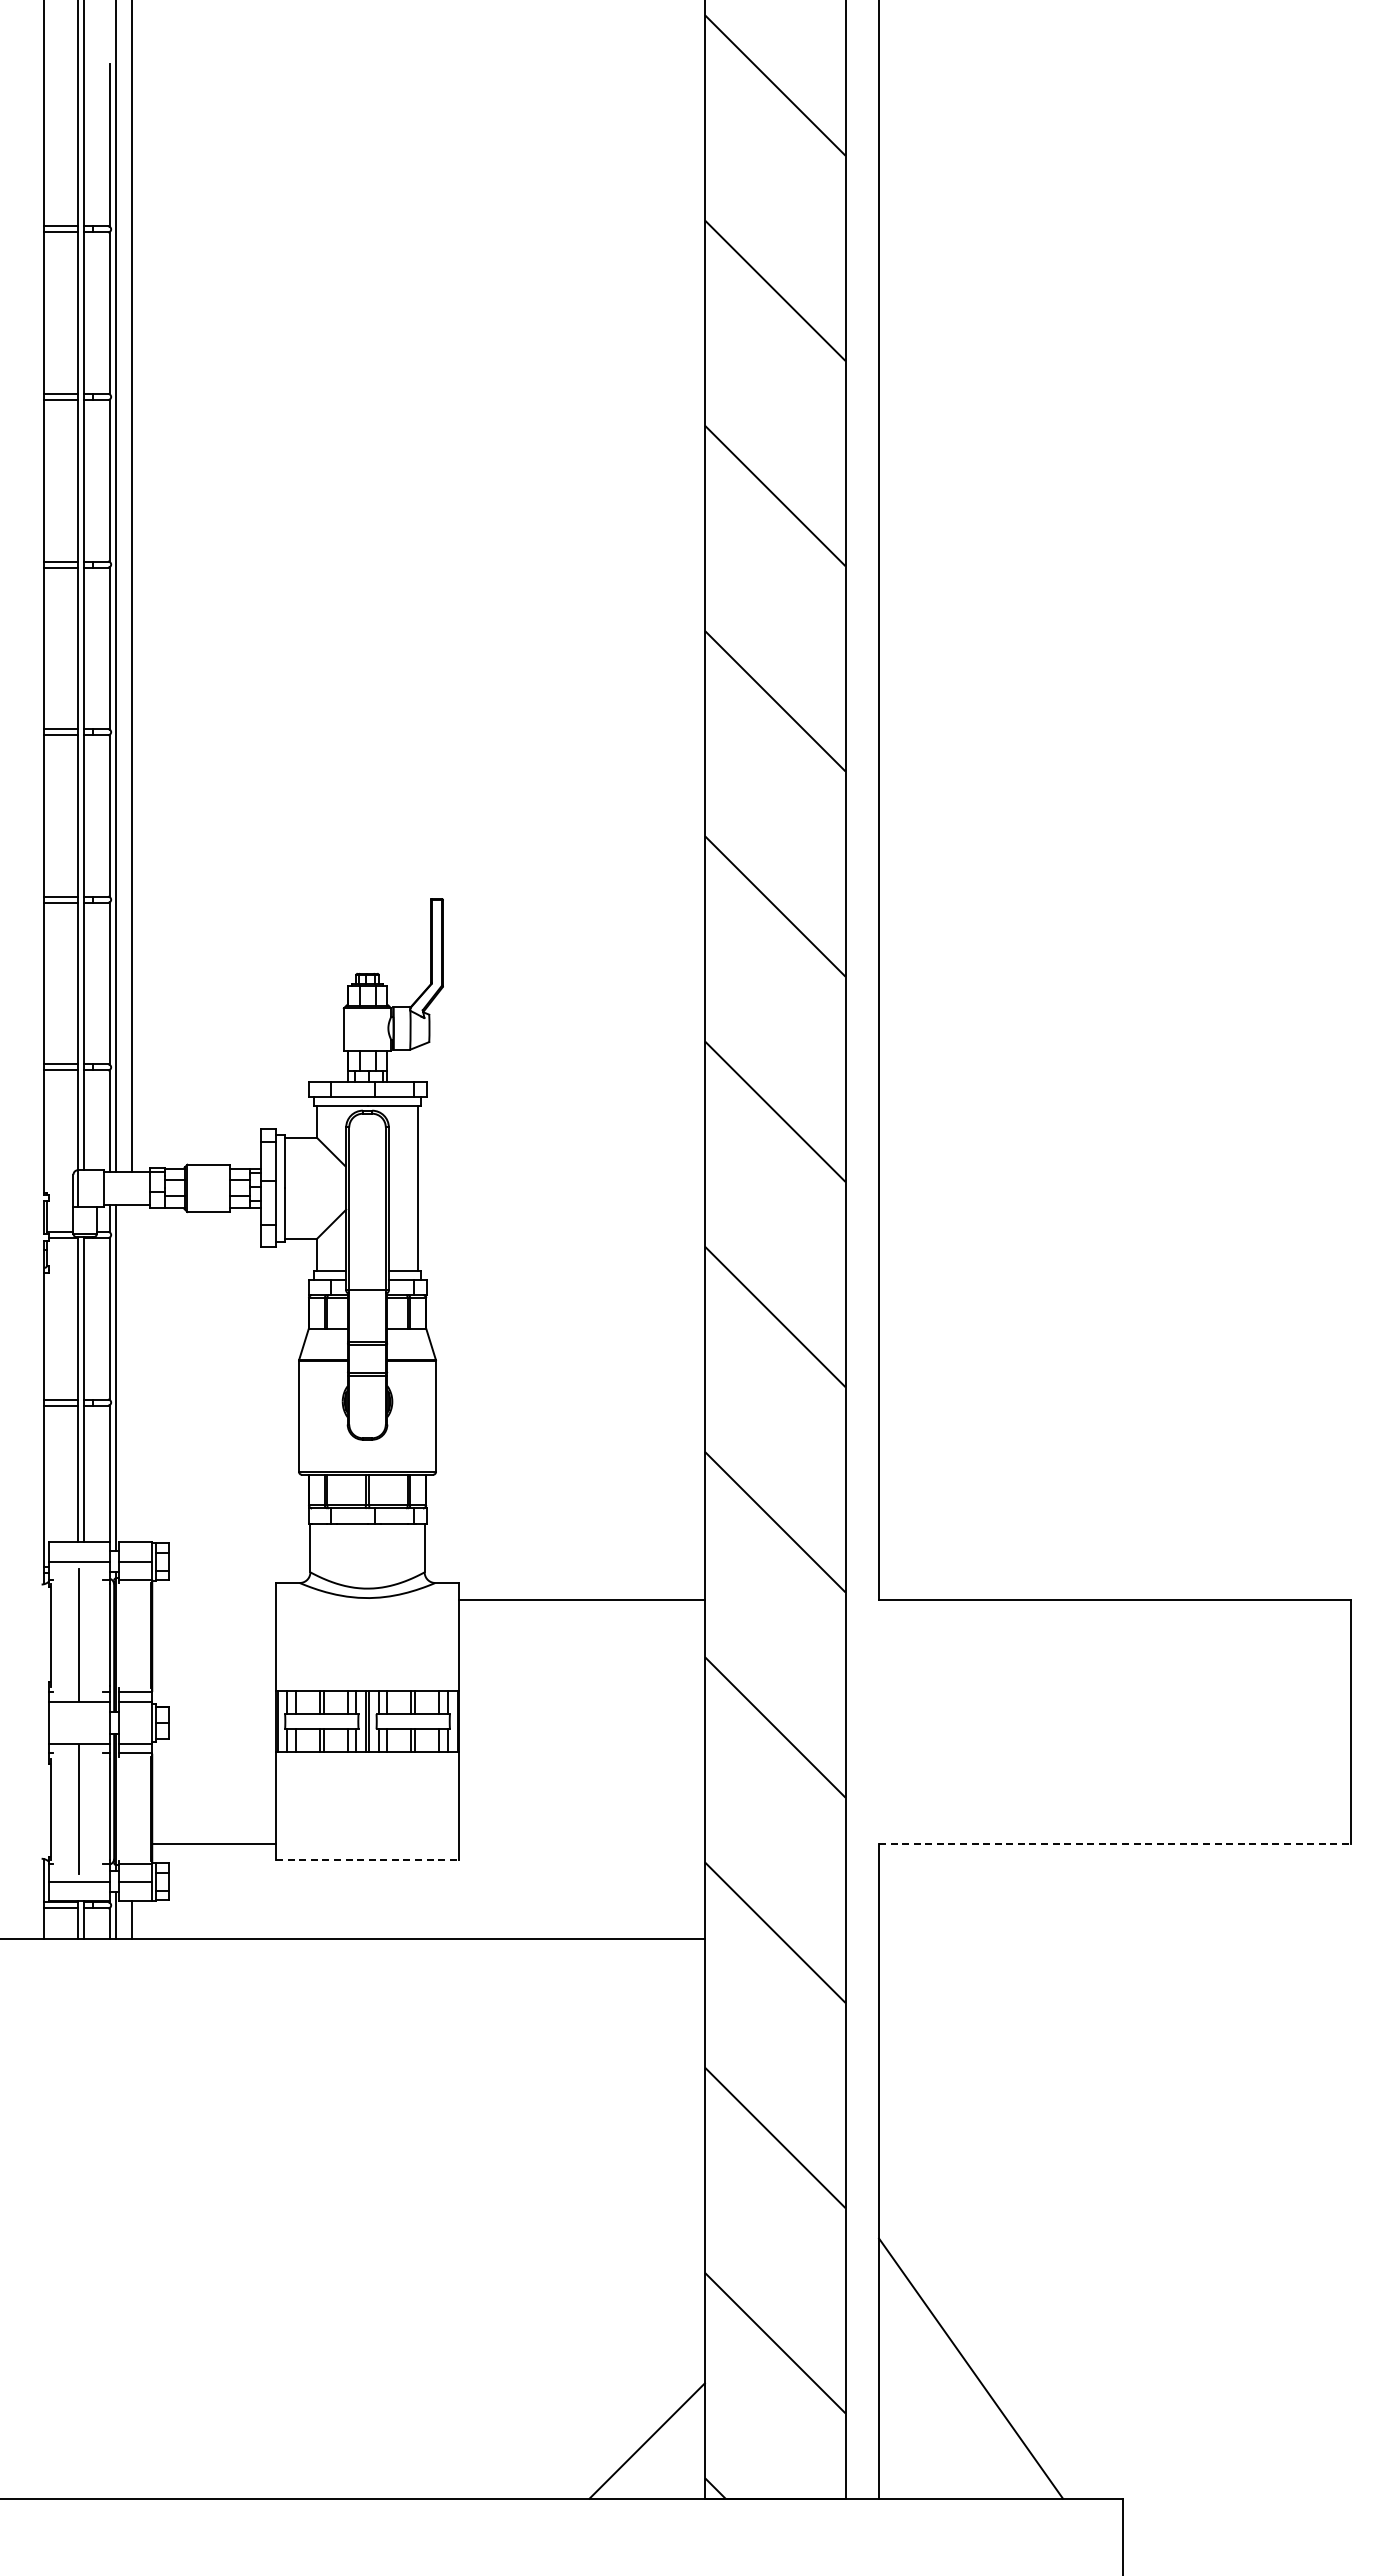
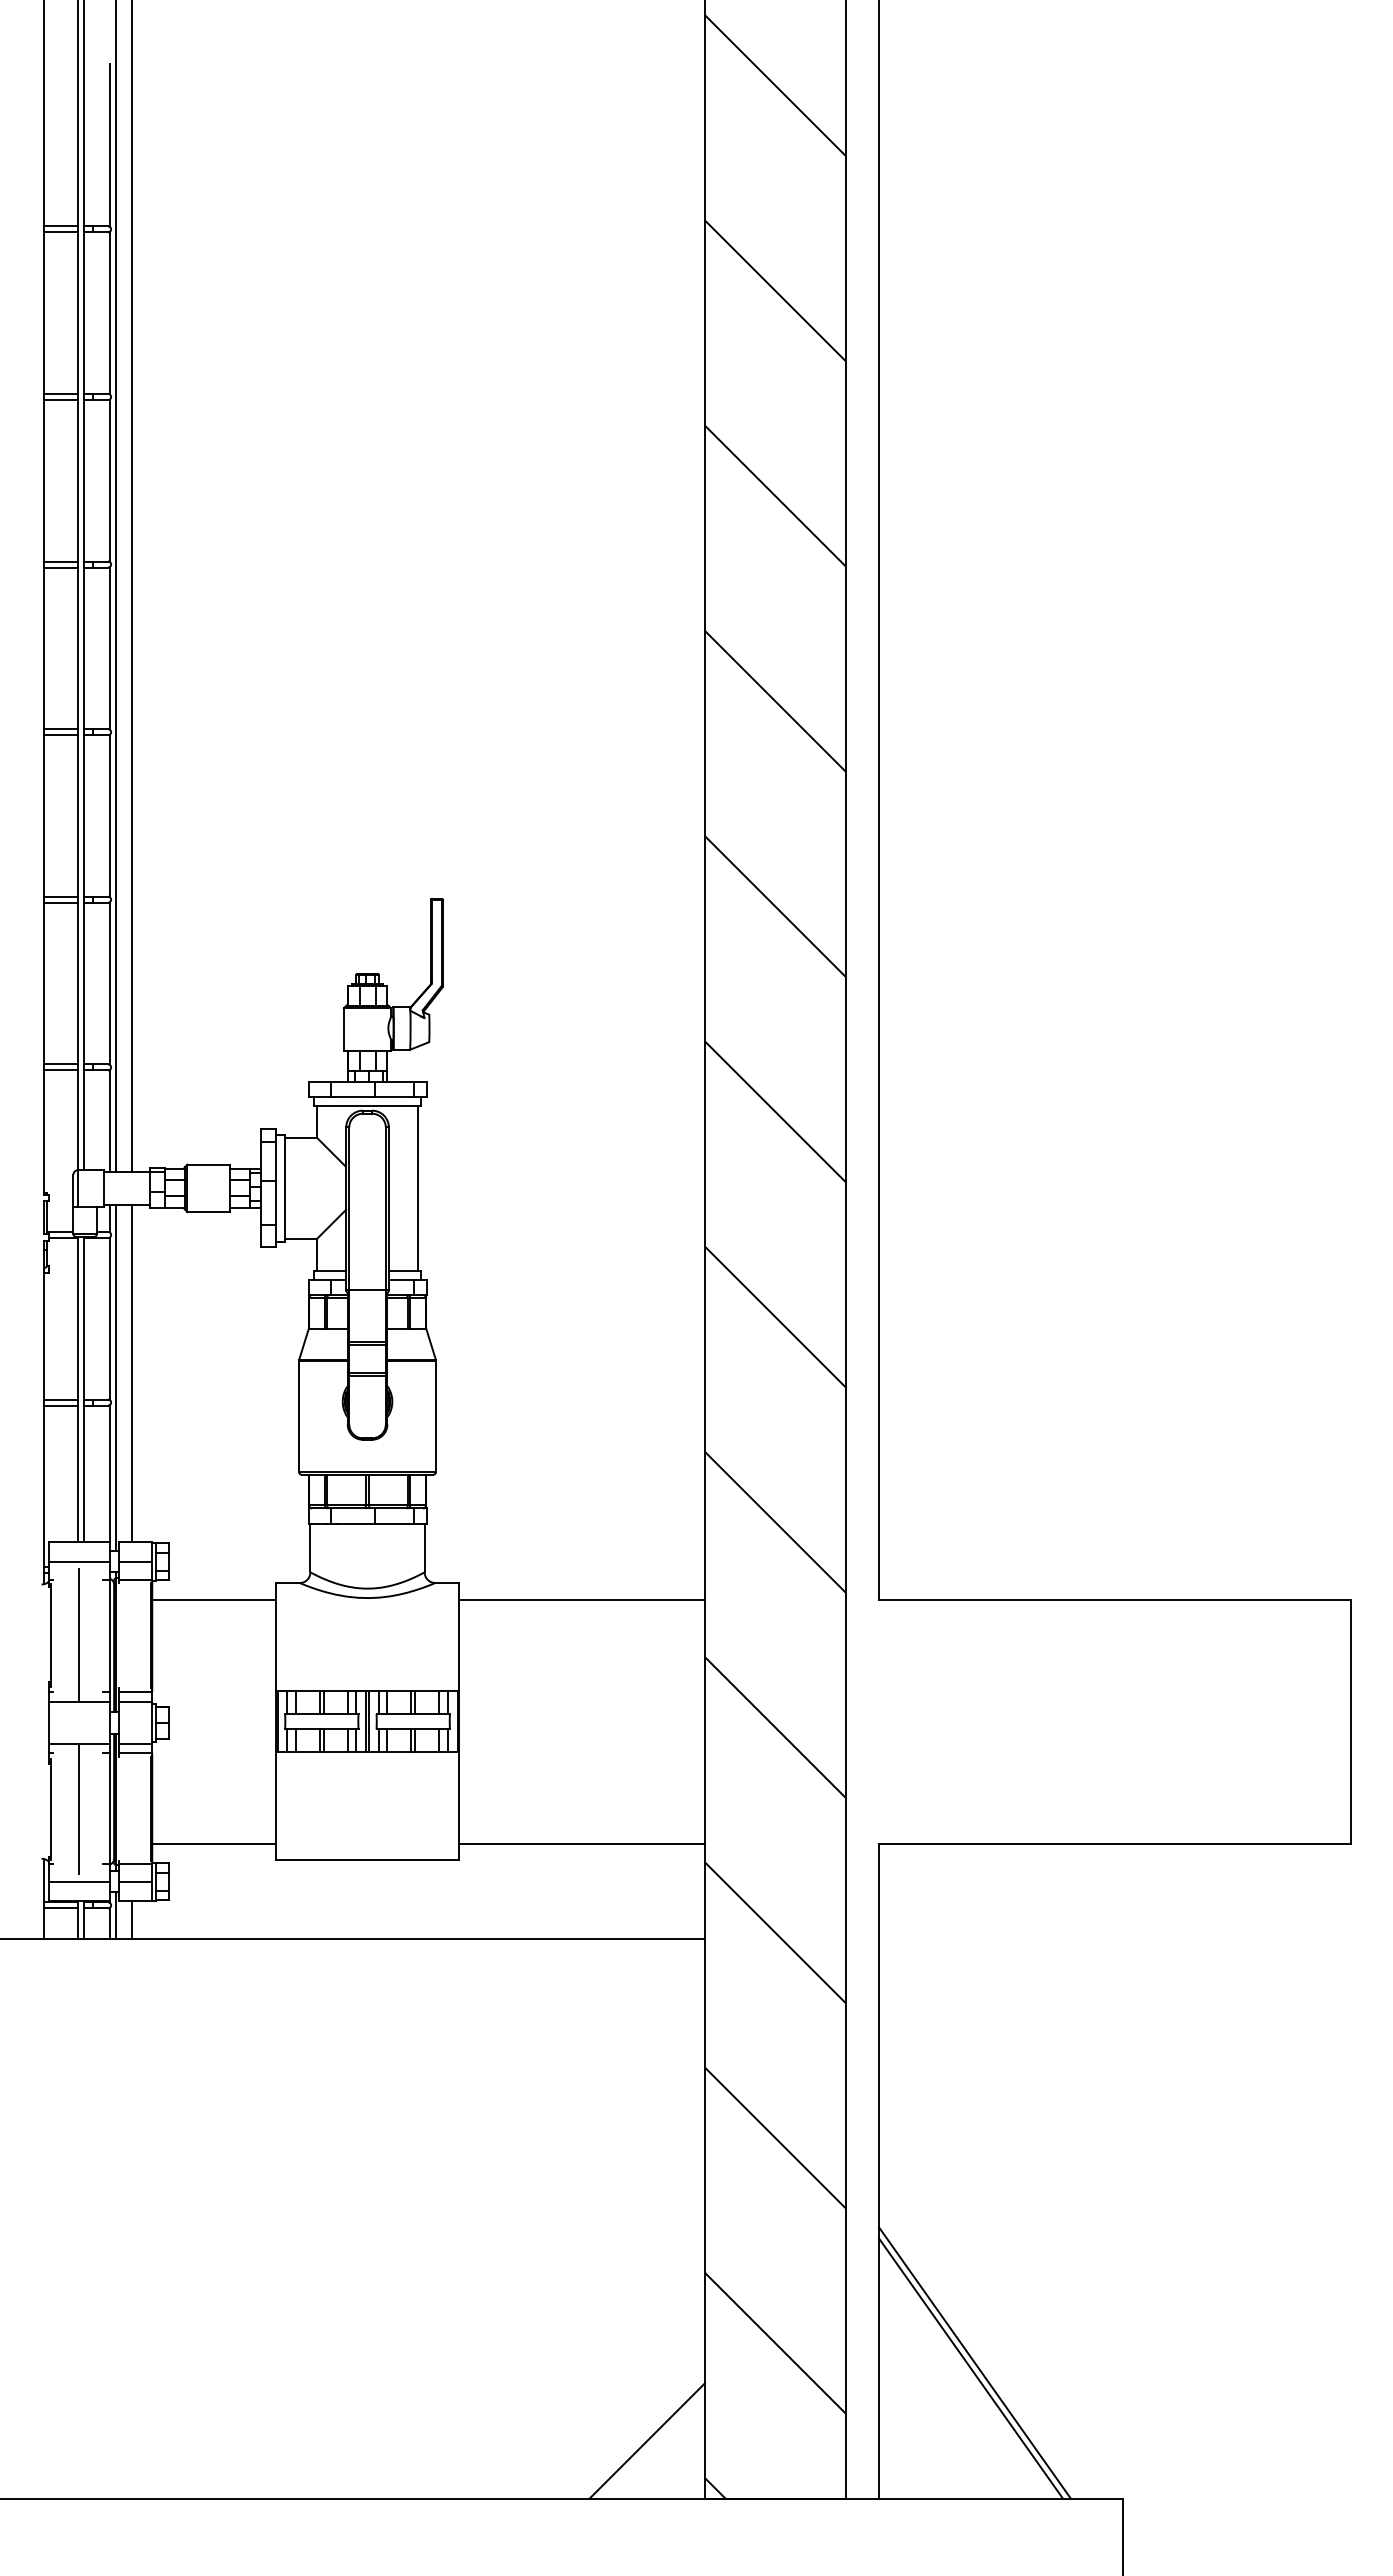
line: none -> present (132, 1373)
line: none -> present (214, 1599)
line: none -> present (581, 1843)
line: dashed -> solid (1115, 1843)
line: dashed -> solid (368, 1860)
line: none -> present (974, 2362)
